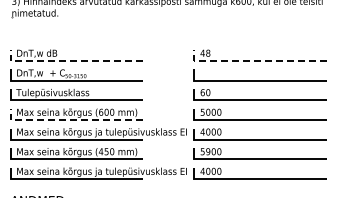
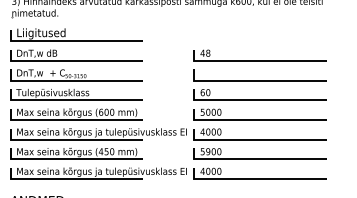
part: none -> present (76, 34)
line: dashed -> solid (70, 61)
line: dashed -> solid (254, 61)
line: dashed -> solid (70, 120)
